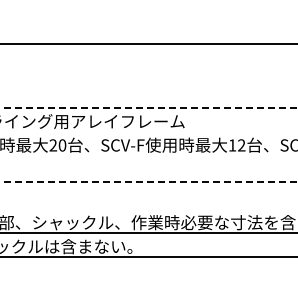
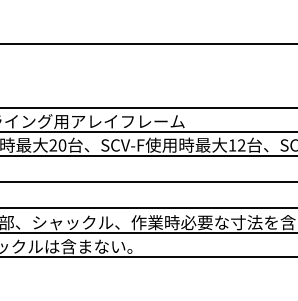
line: dashed -> solid (149, 107)
line: none -> present (148, 131)
line: none -> present (148, 155)
line: dashed -> solid (149, 181)
line: none -> present (148, 207)
